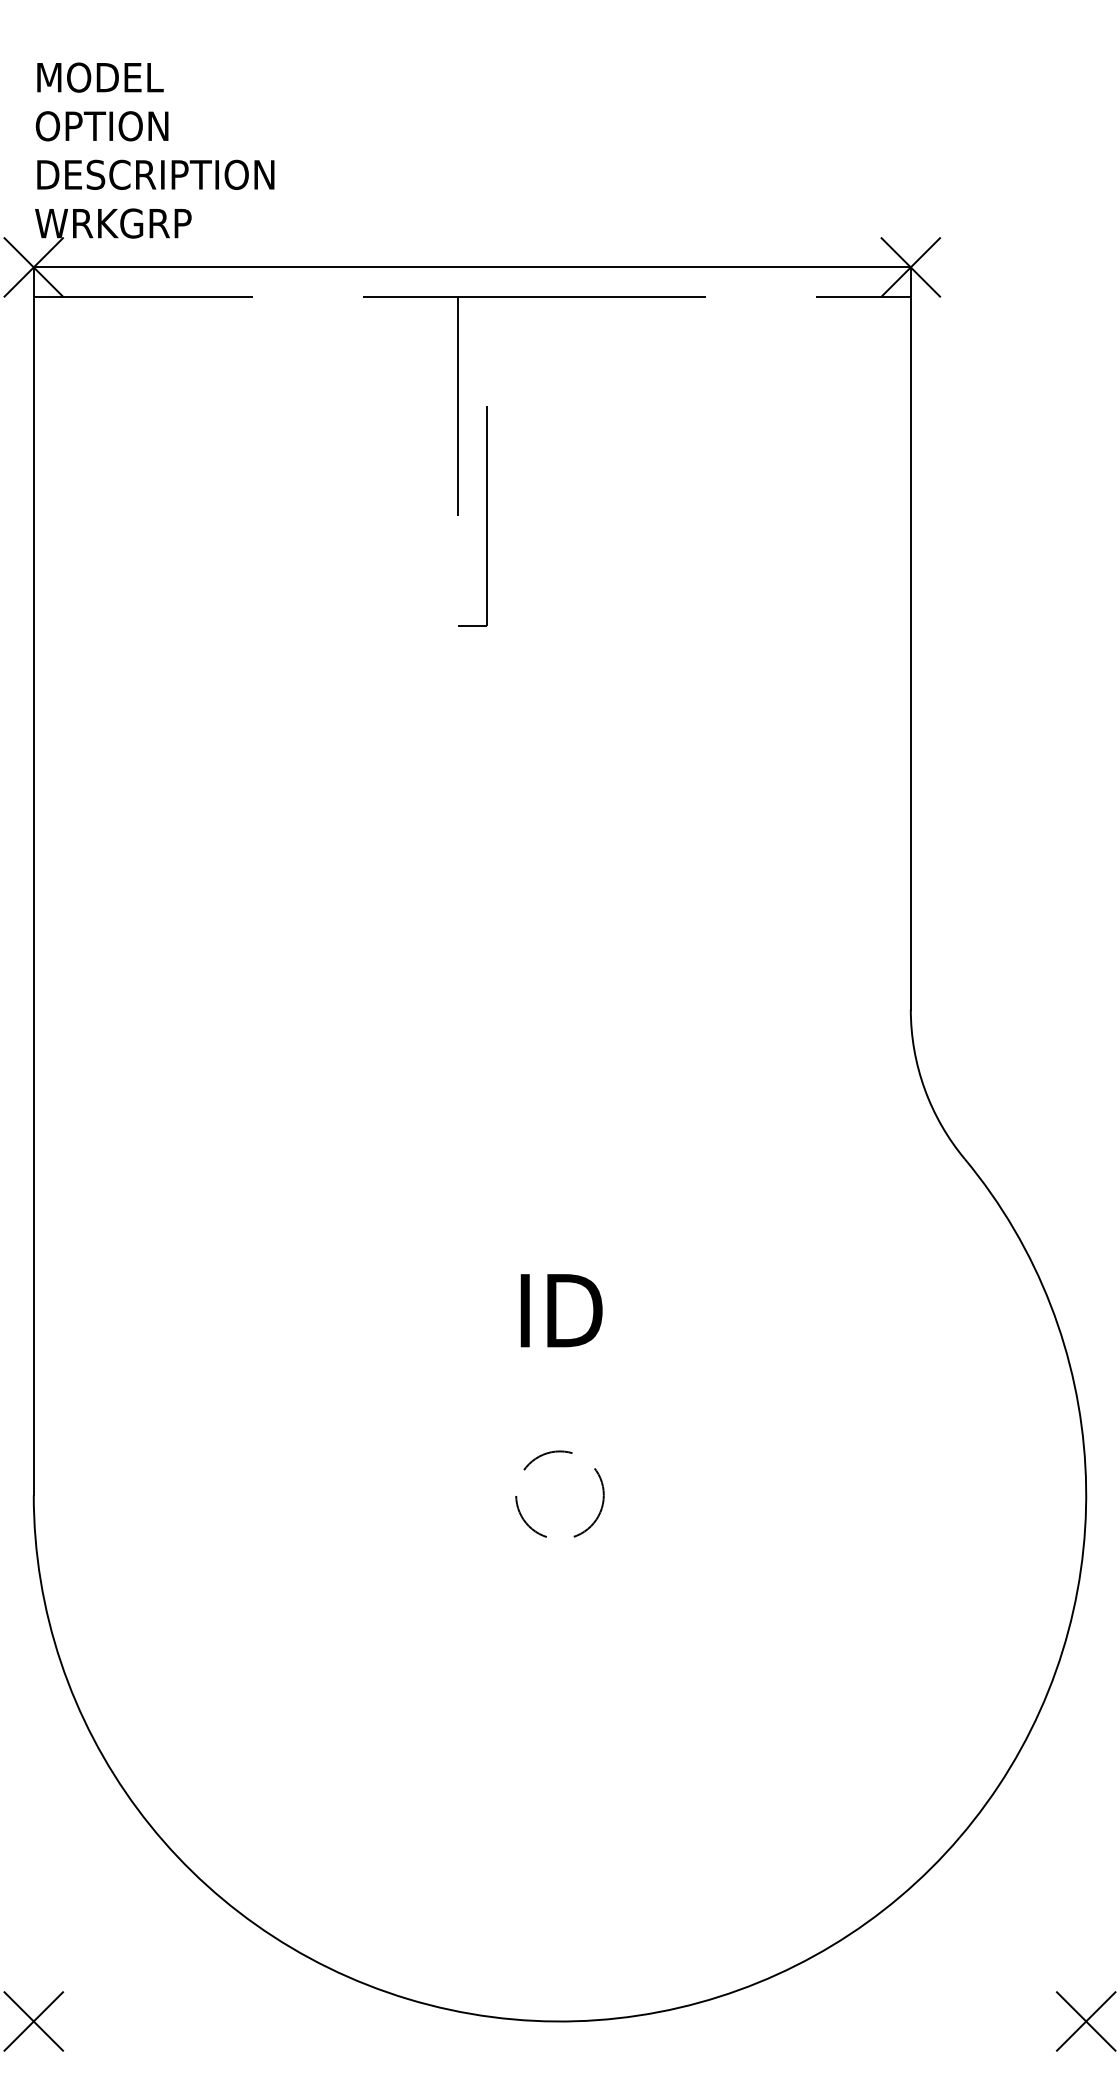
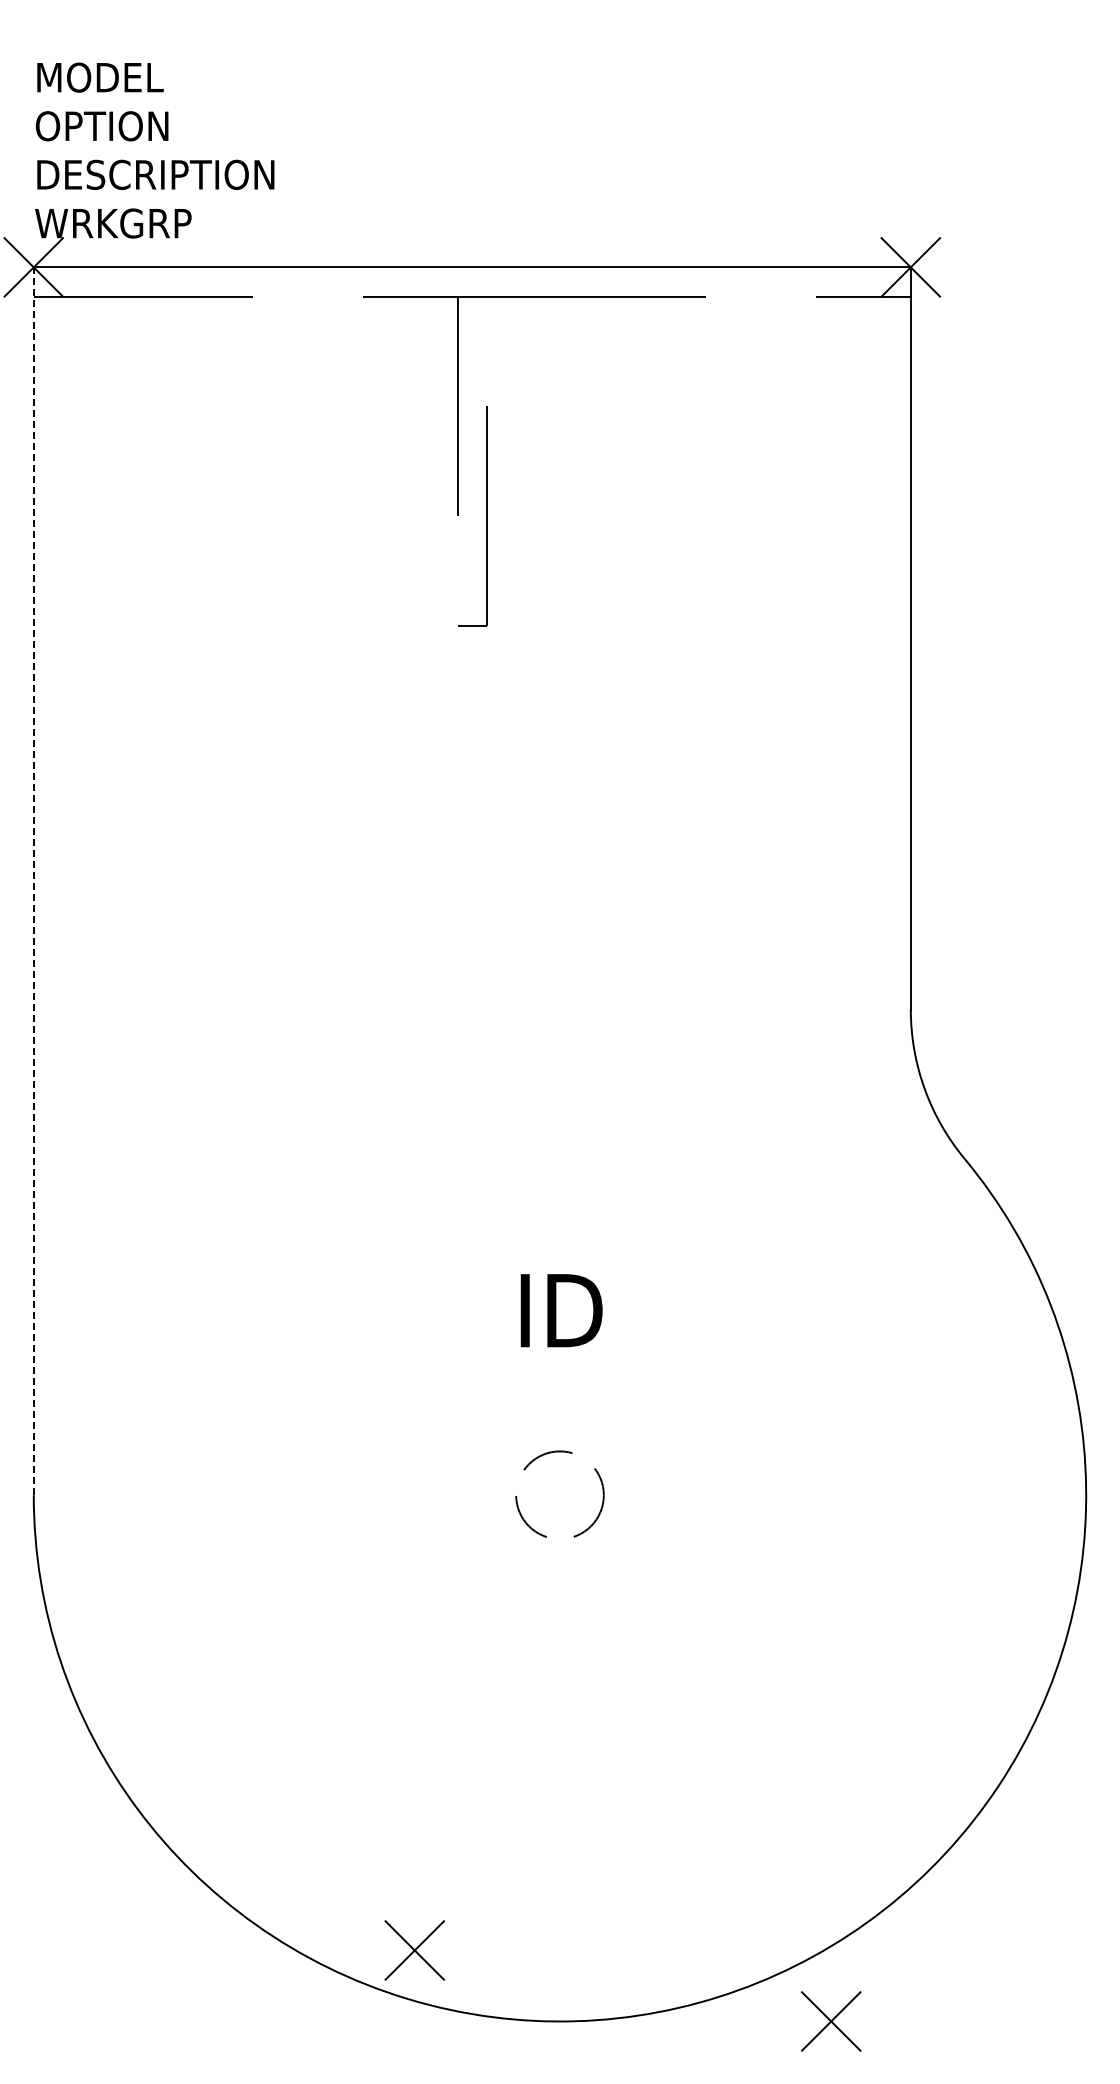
line: solid -> dashed (33, 881)
part position: (33, 2021) -> (414, 1950) (414, 1950)
part position: (1085, 2021) -> (830, 2021) (830, 2021)
